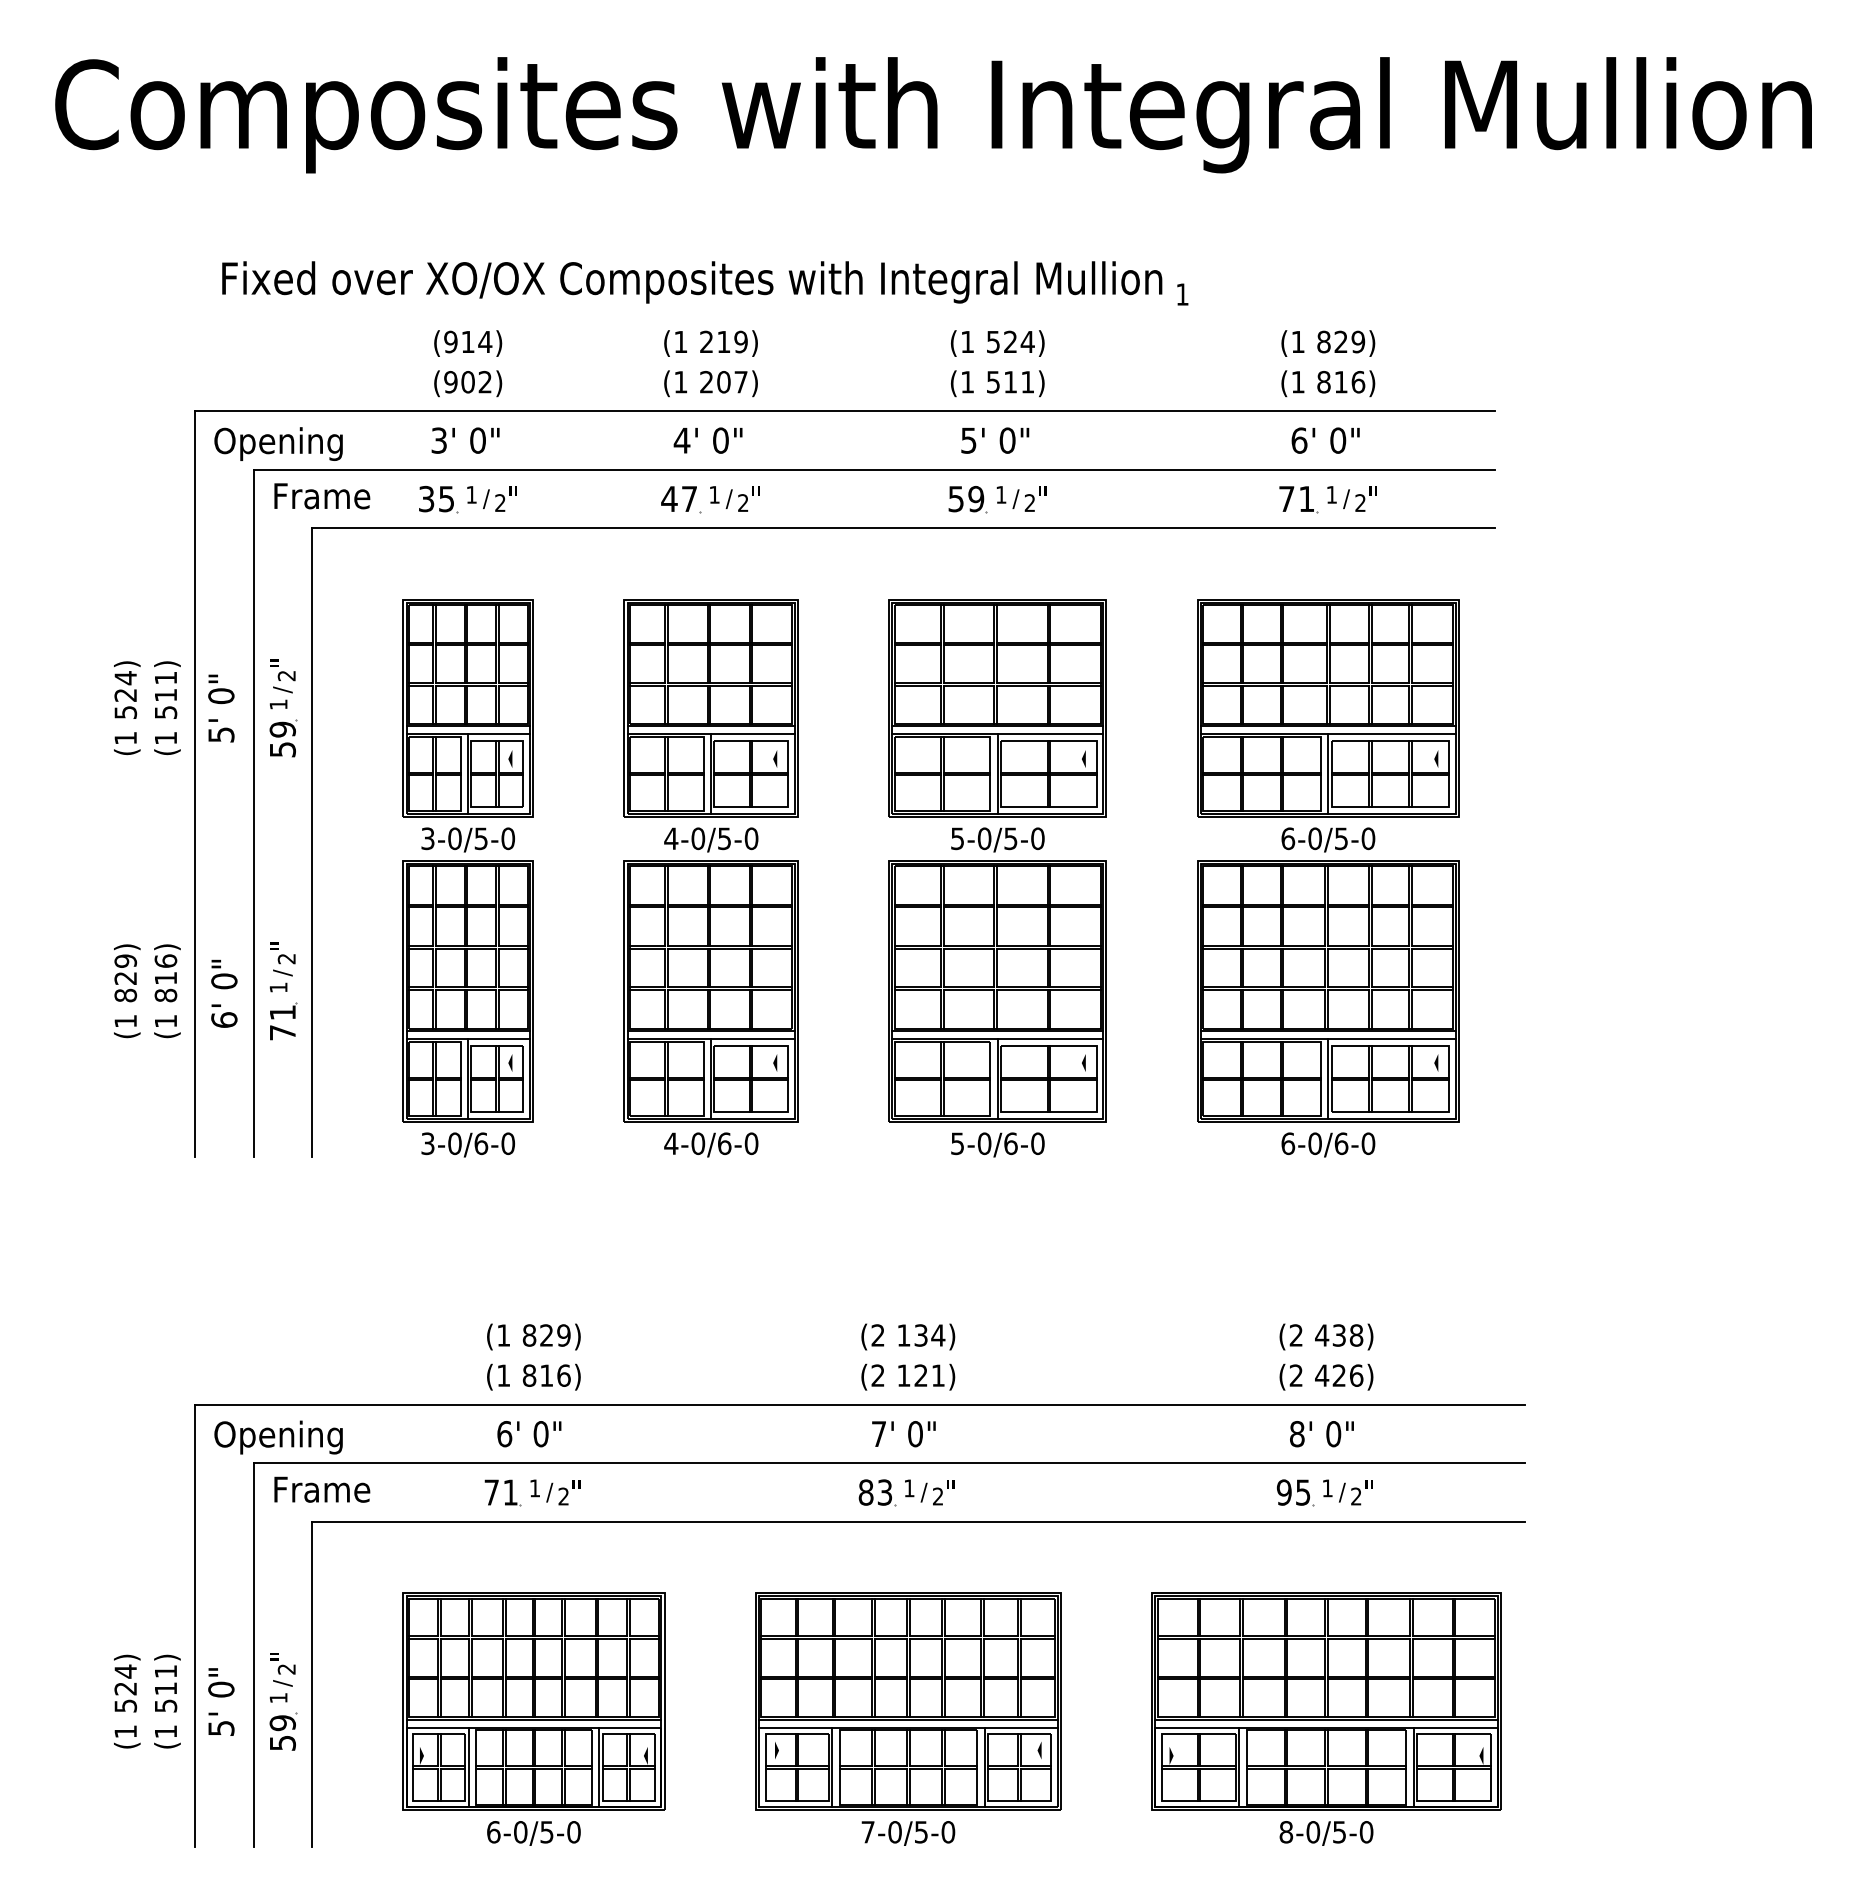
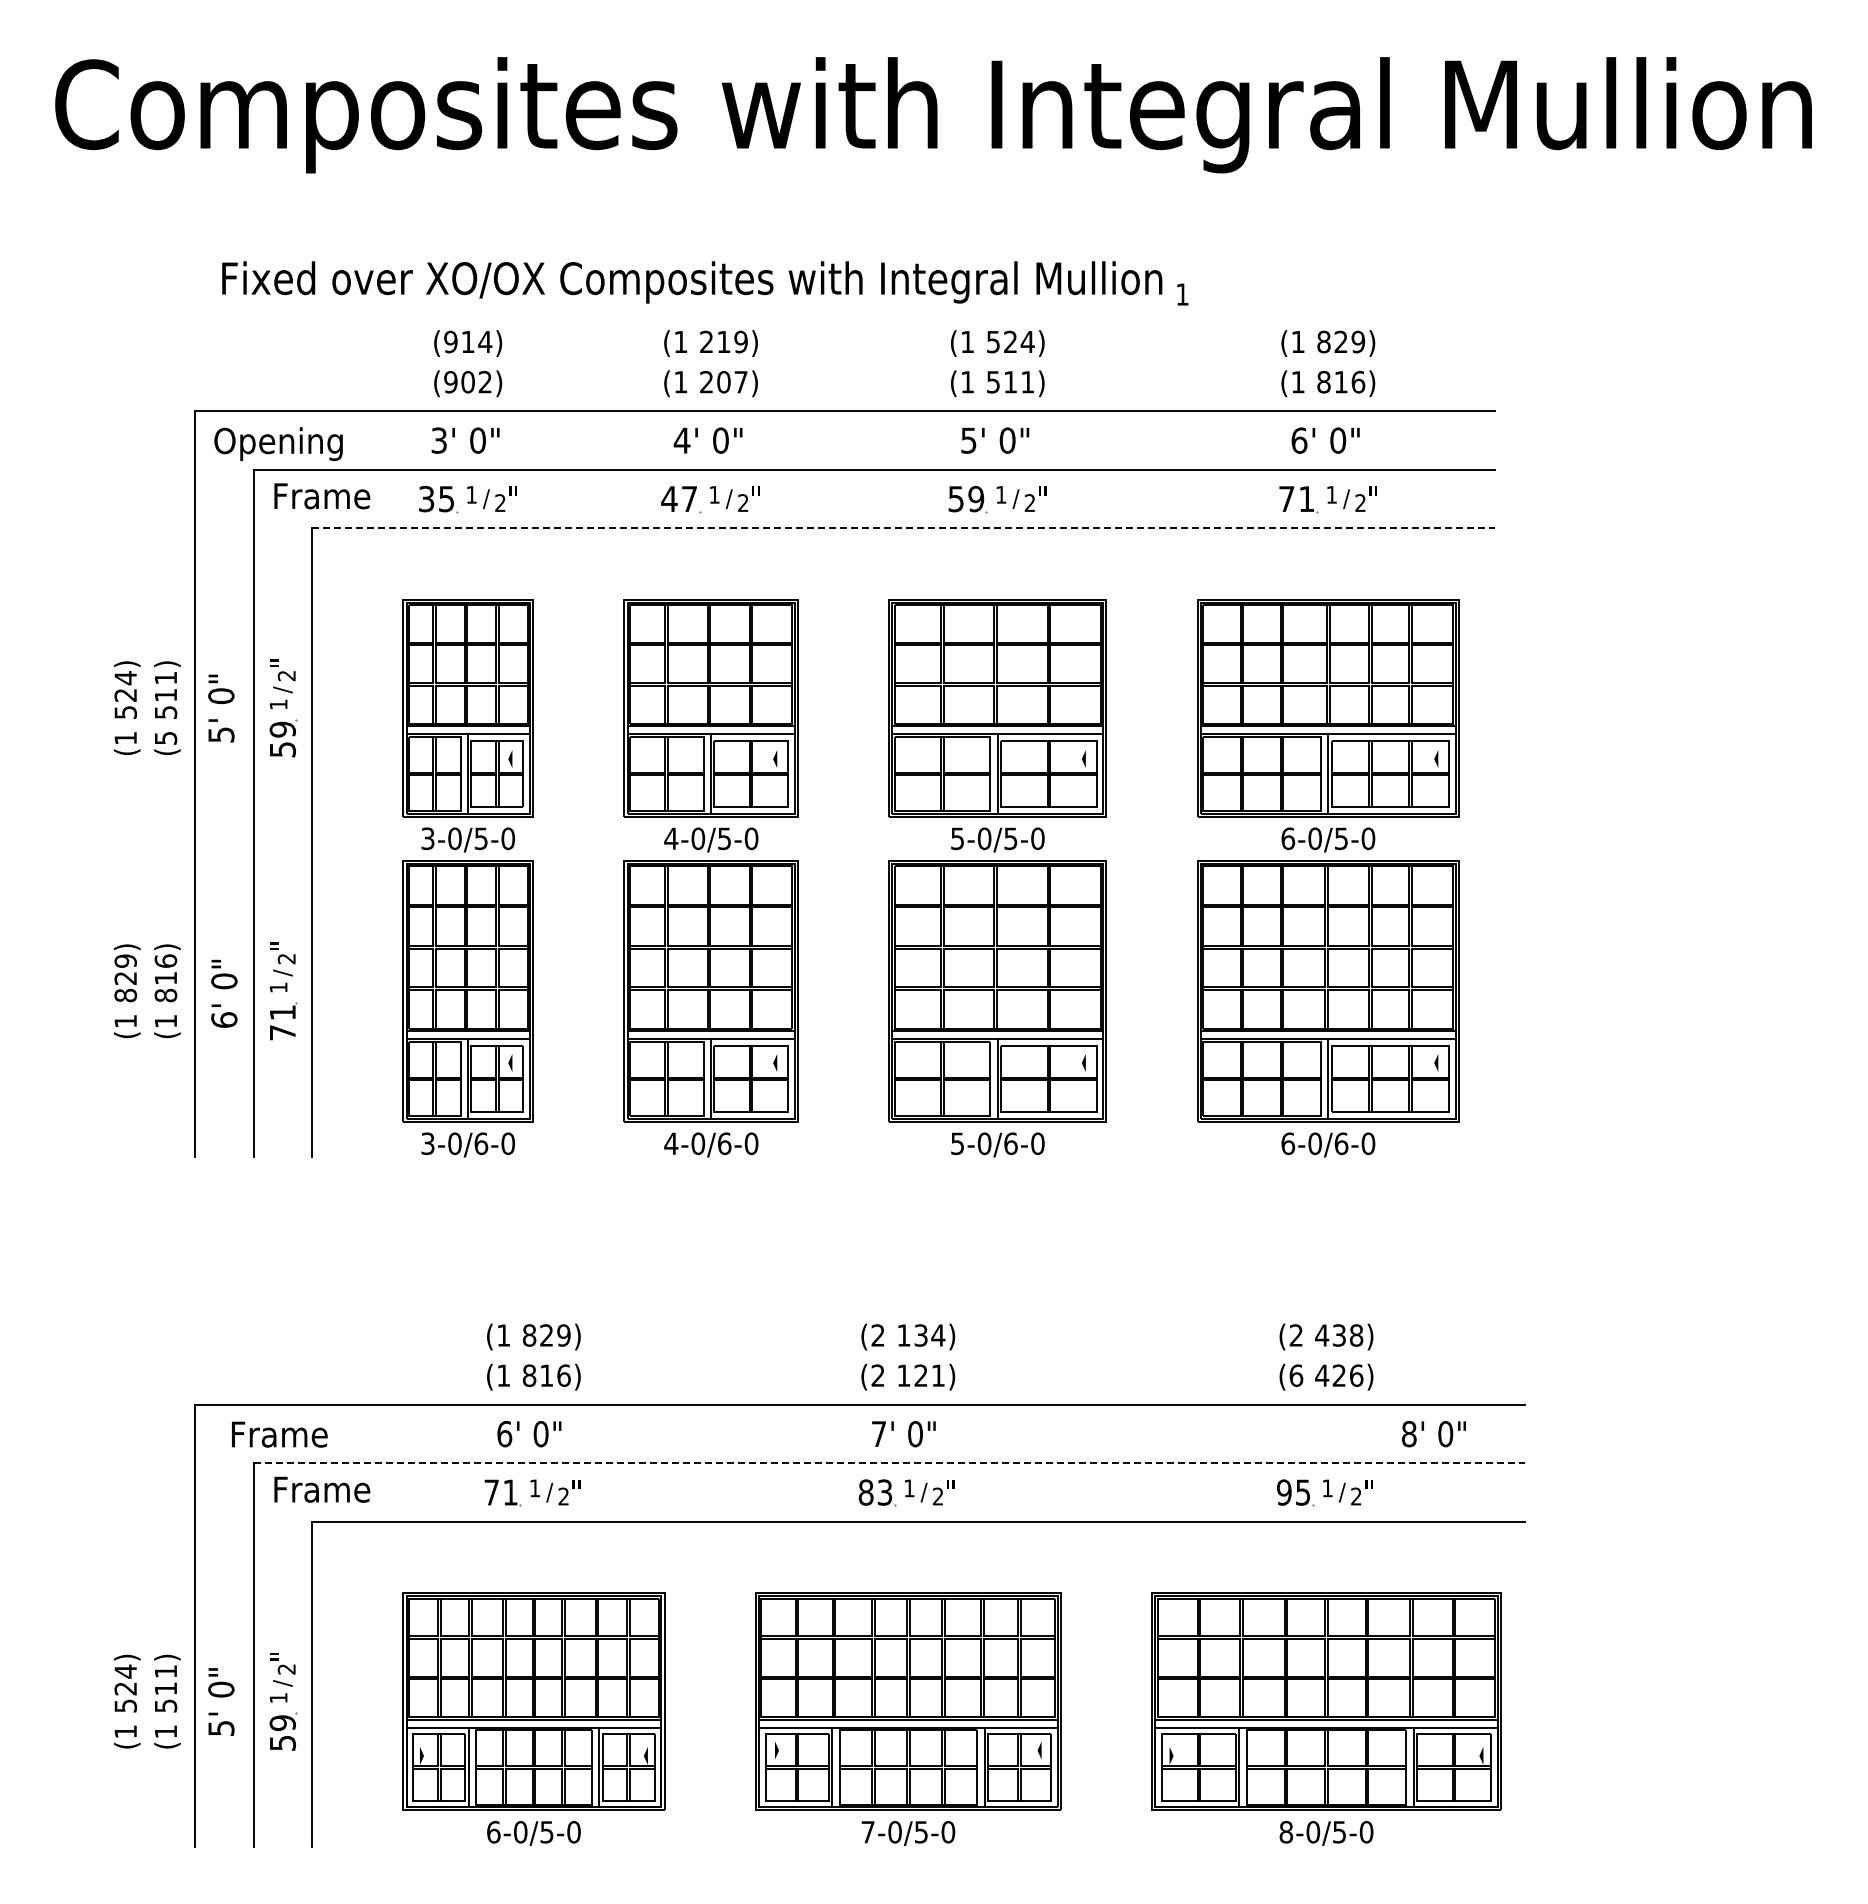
line: solid -> dashed (903, 528)
text: (1 -> (5 (166, 738)
text: (2 -> (6 (1296, 1375)
text position: (1321, 1434) -> (1433, 1434) (1433, 1434)
text: Opening -> Frame (278, 1437)
line: solid -> dashed (889, 1463)
